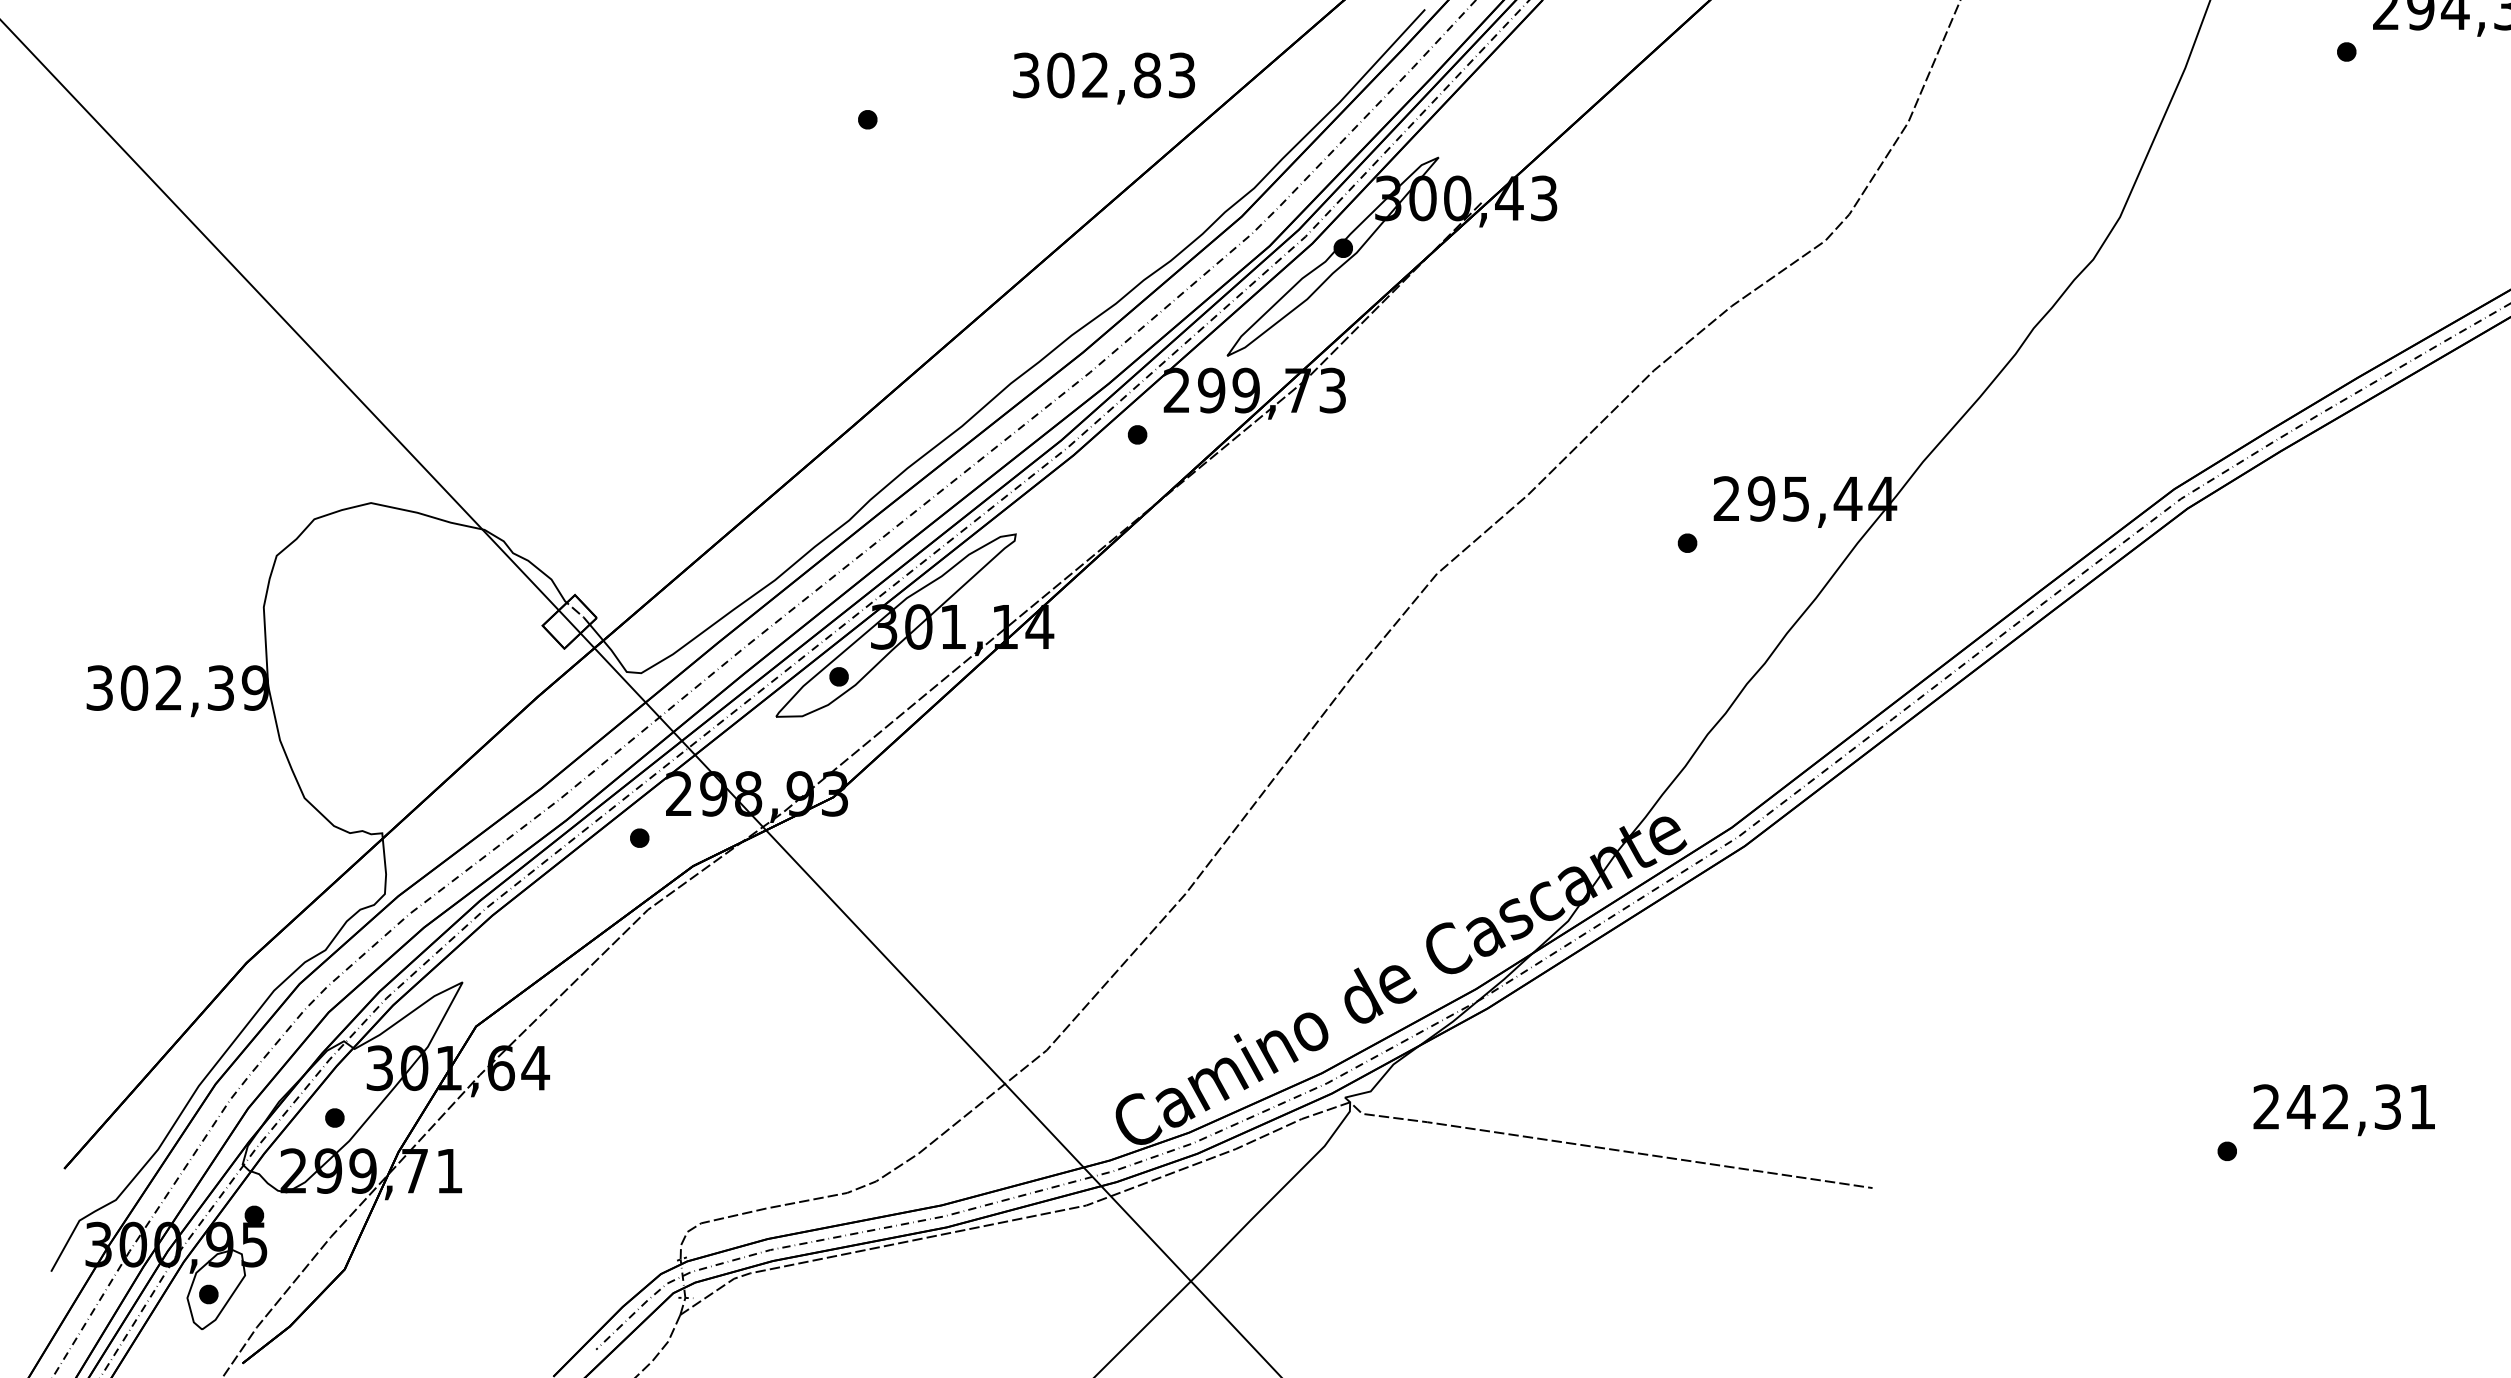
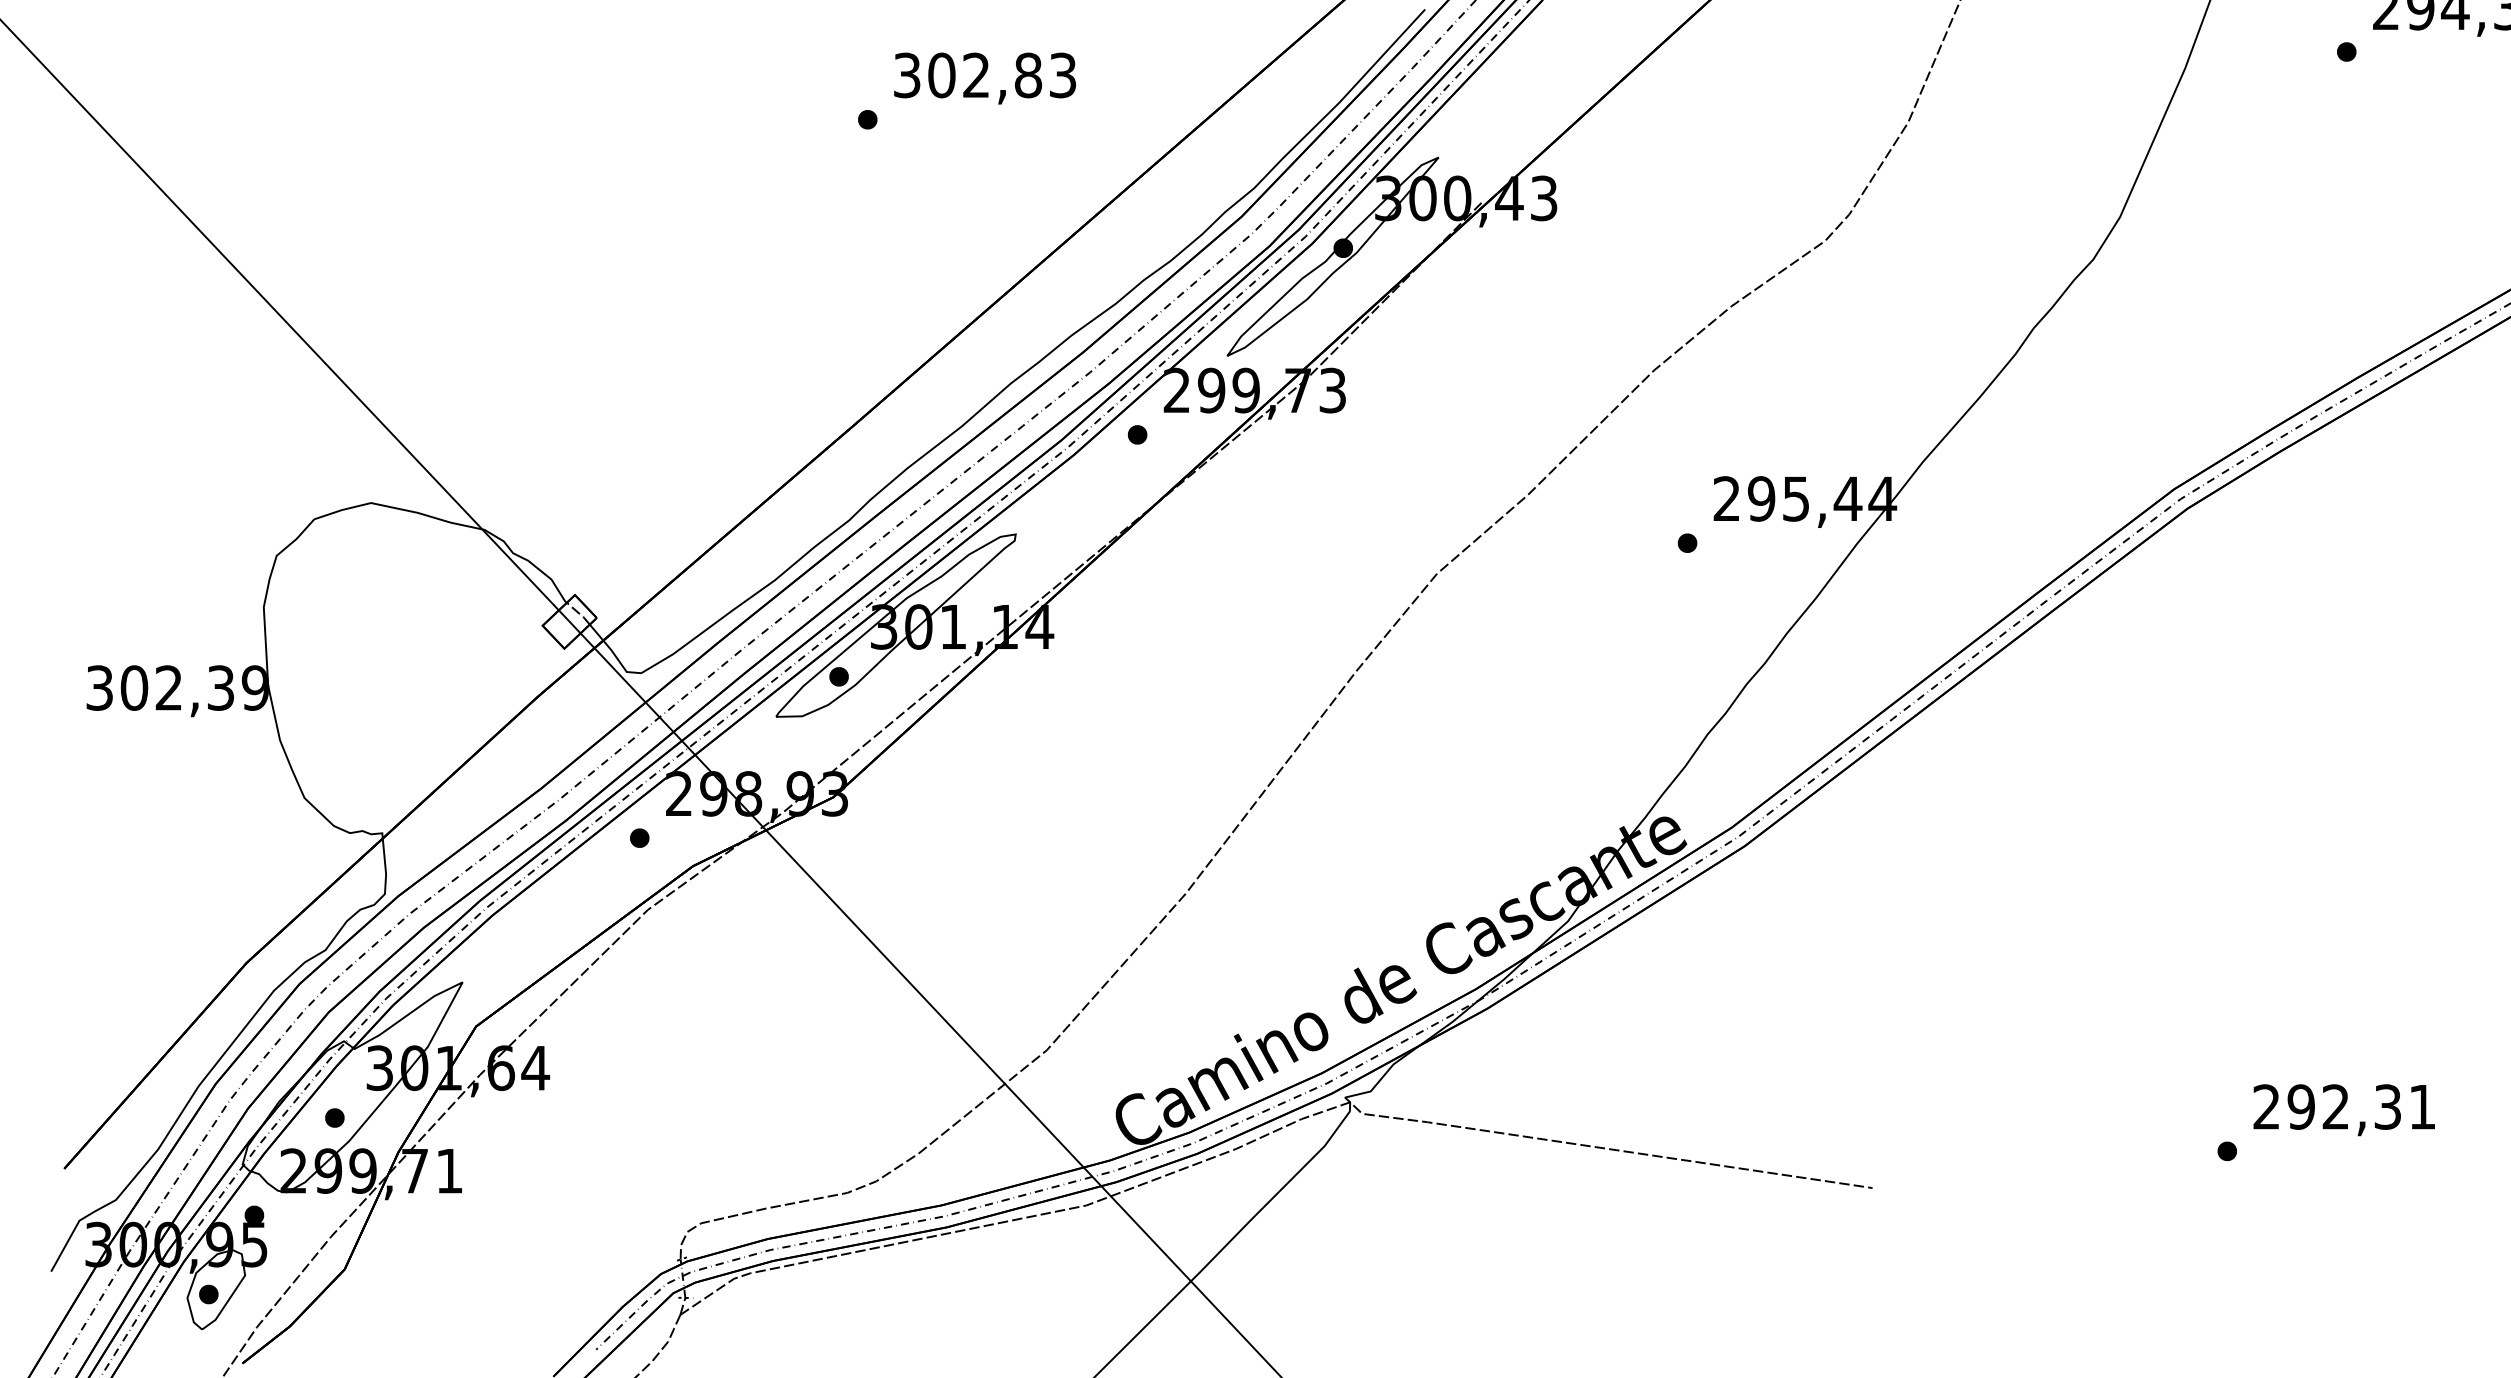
text position: (1103, 78) -> (984, 78) (984, 78)
text: 242,31 -> 292,31 (2300, 1106)
